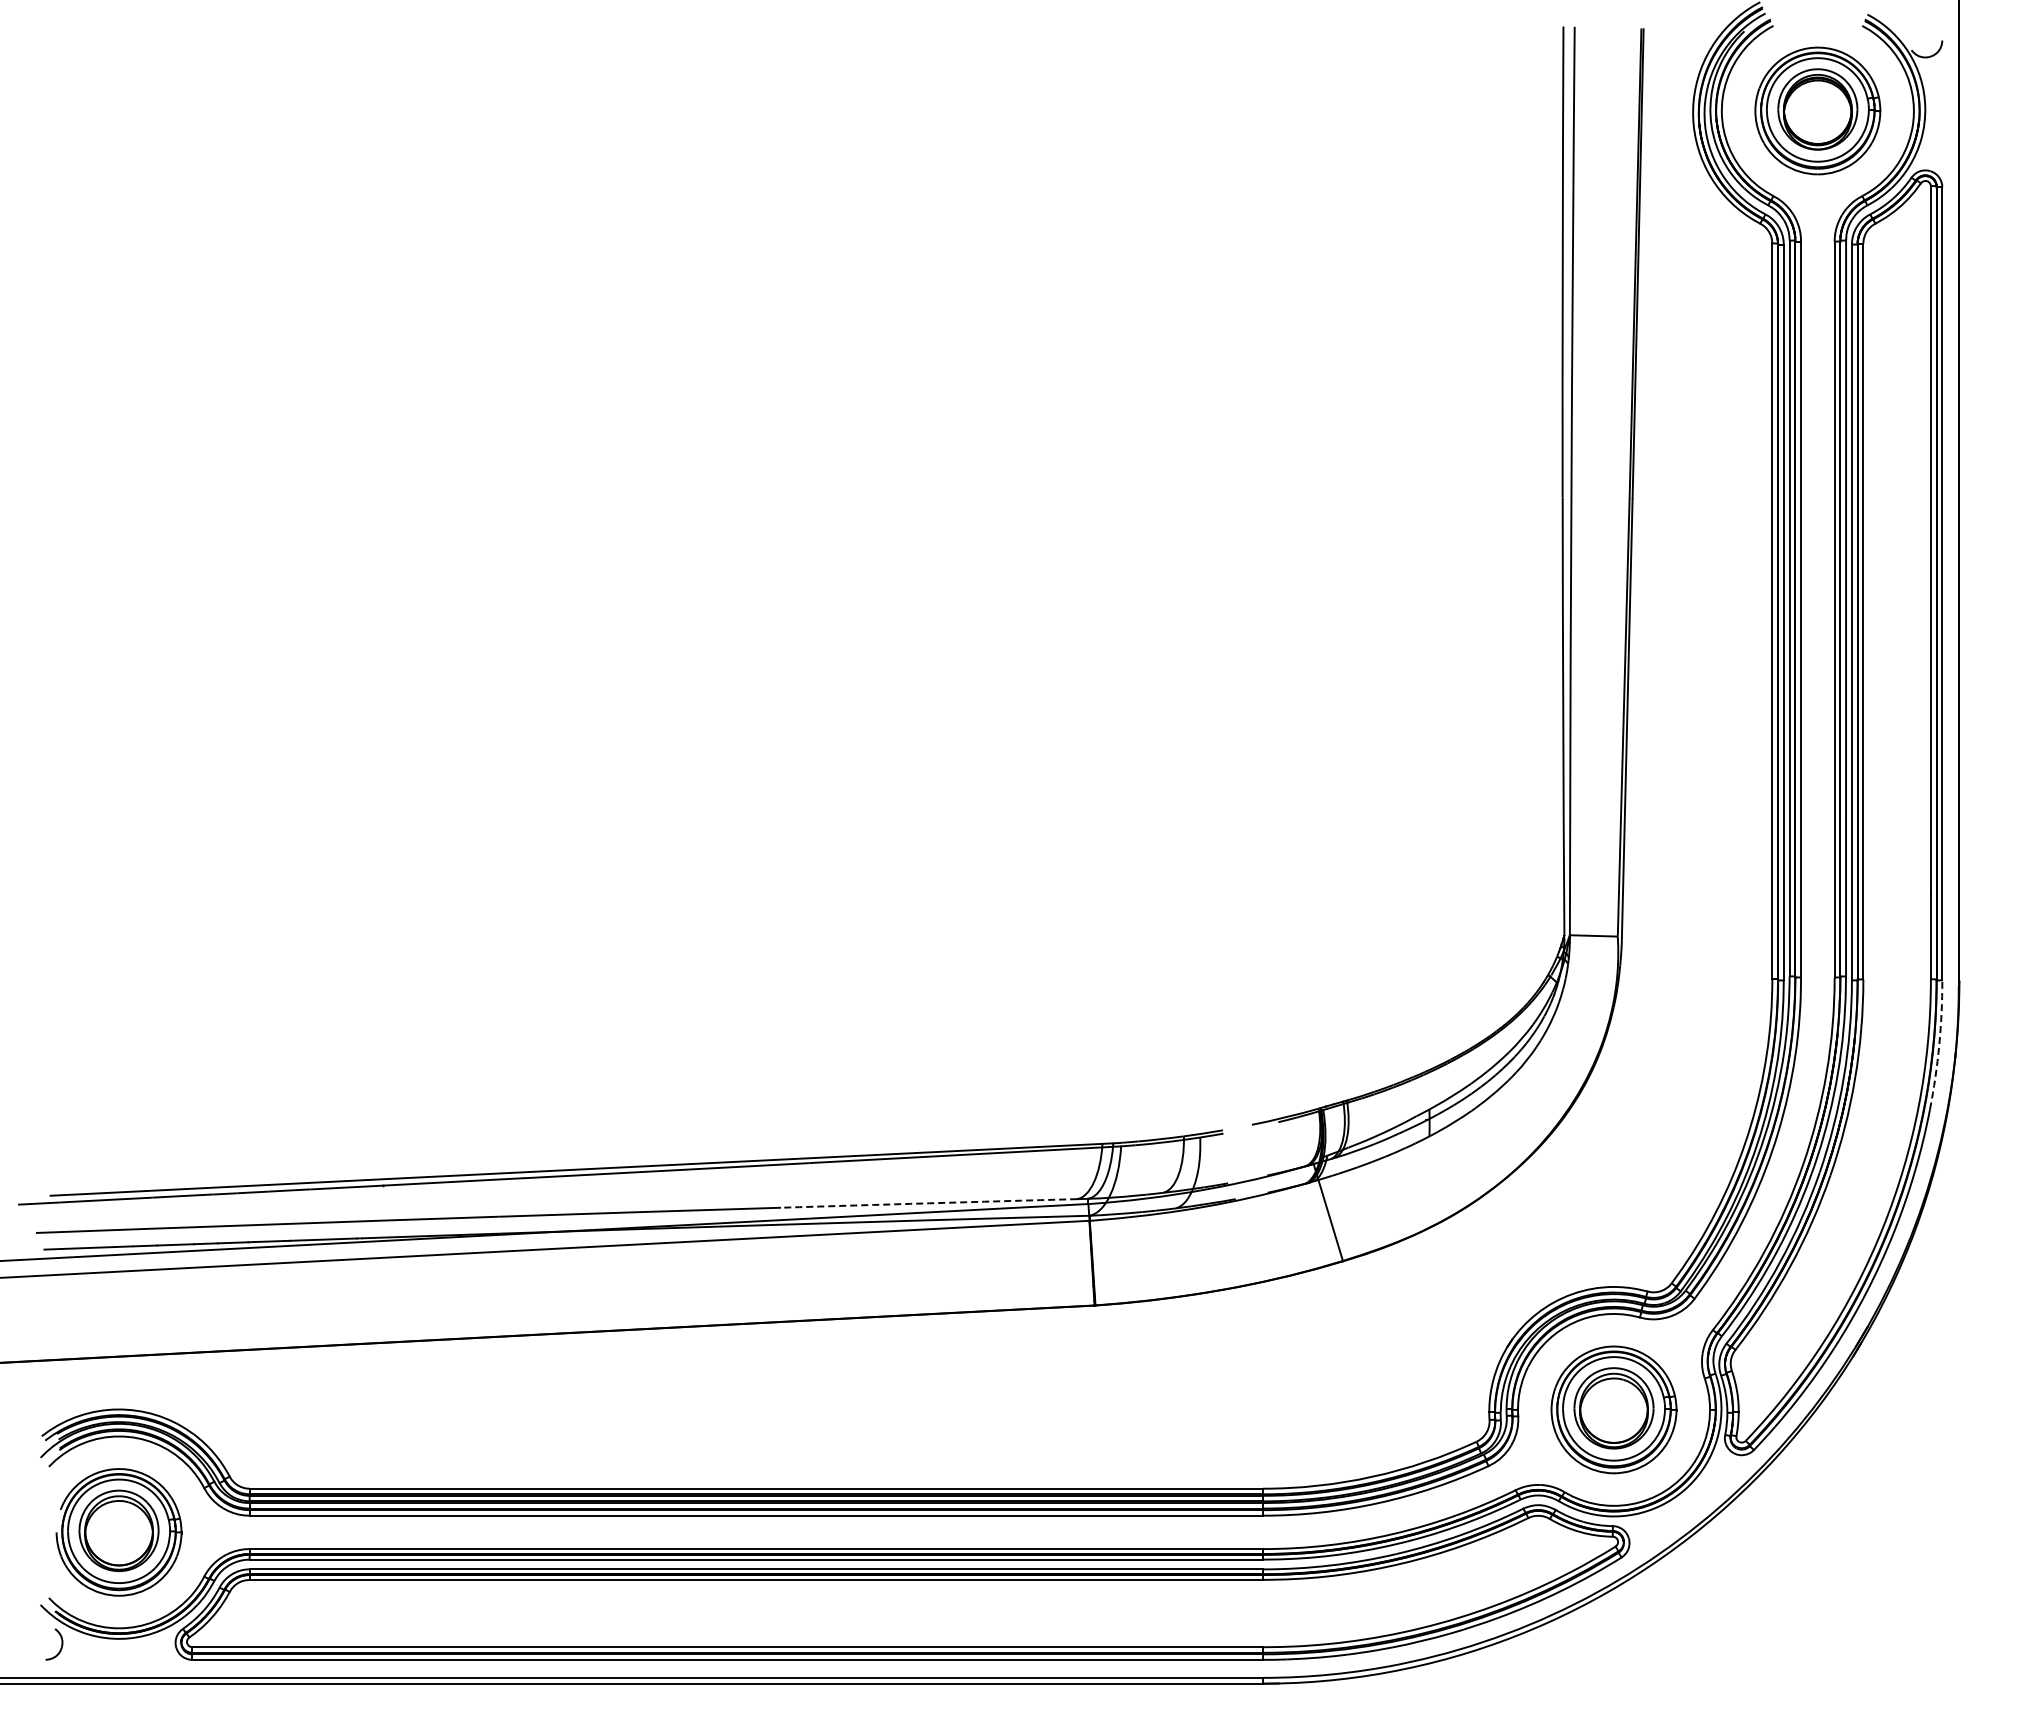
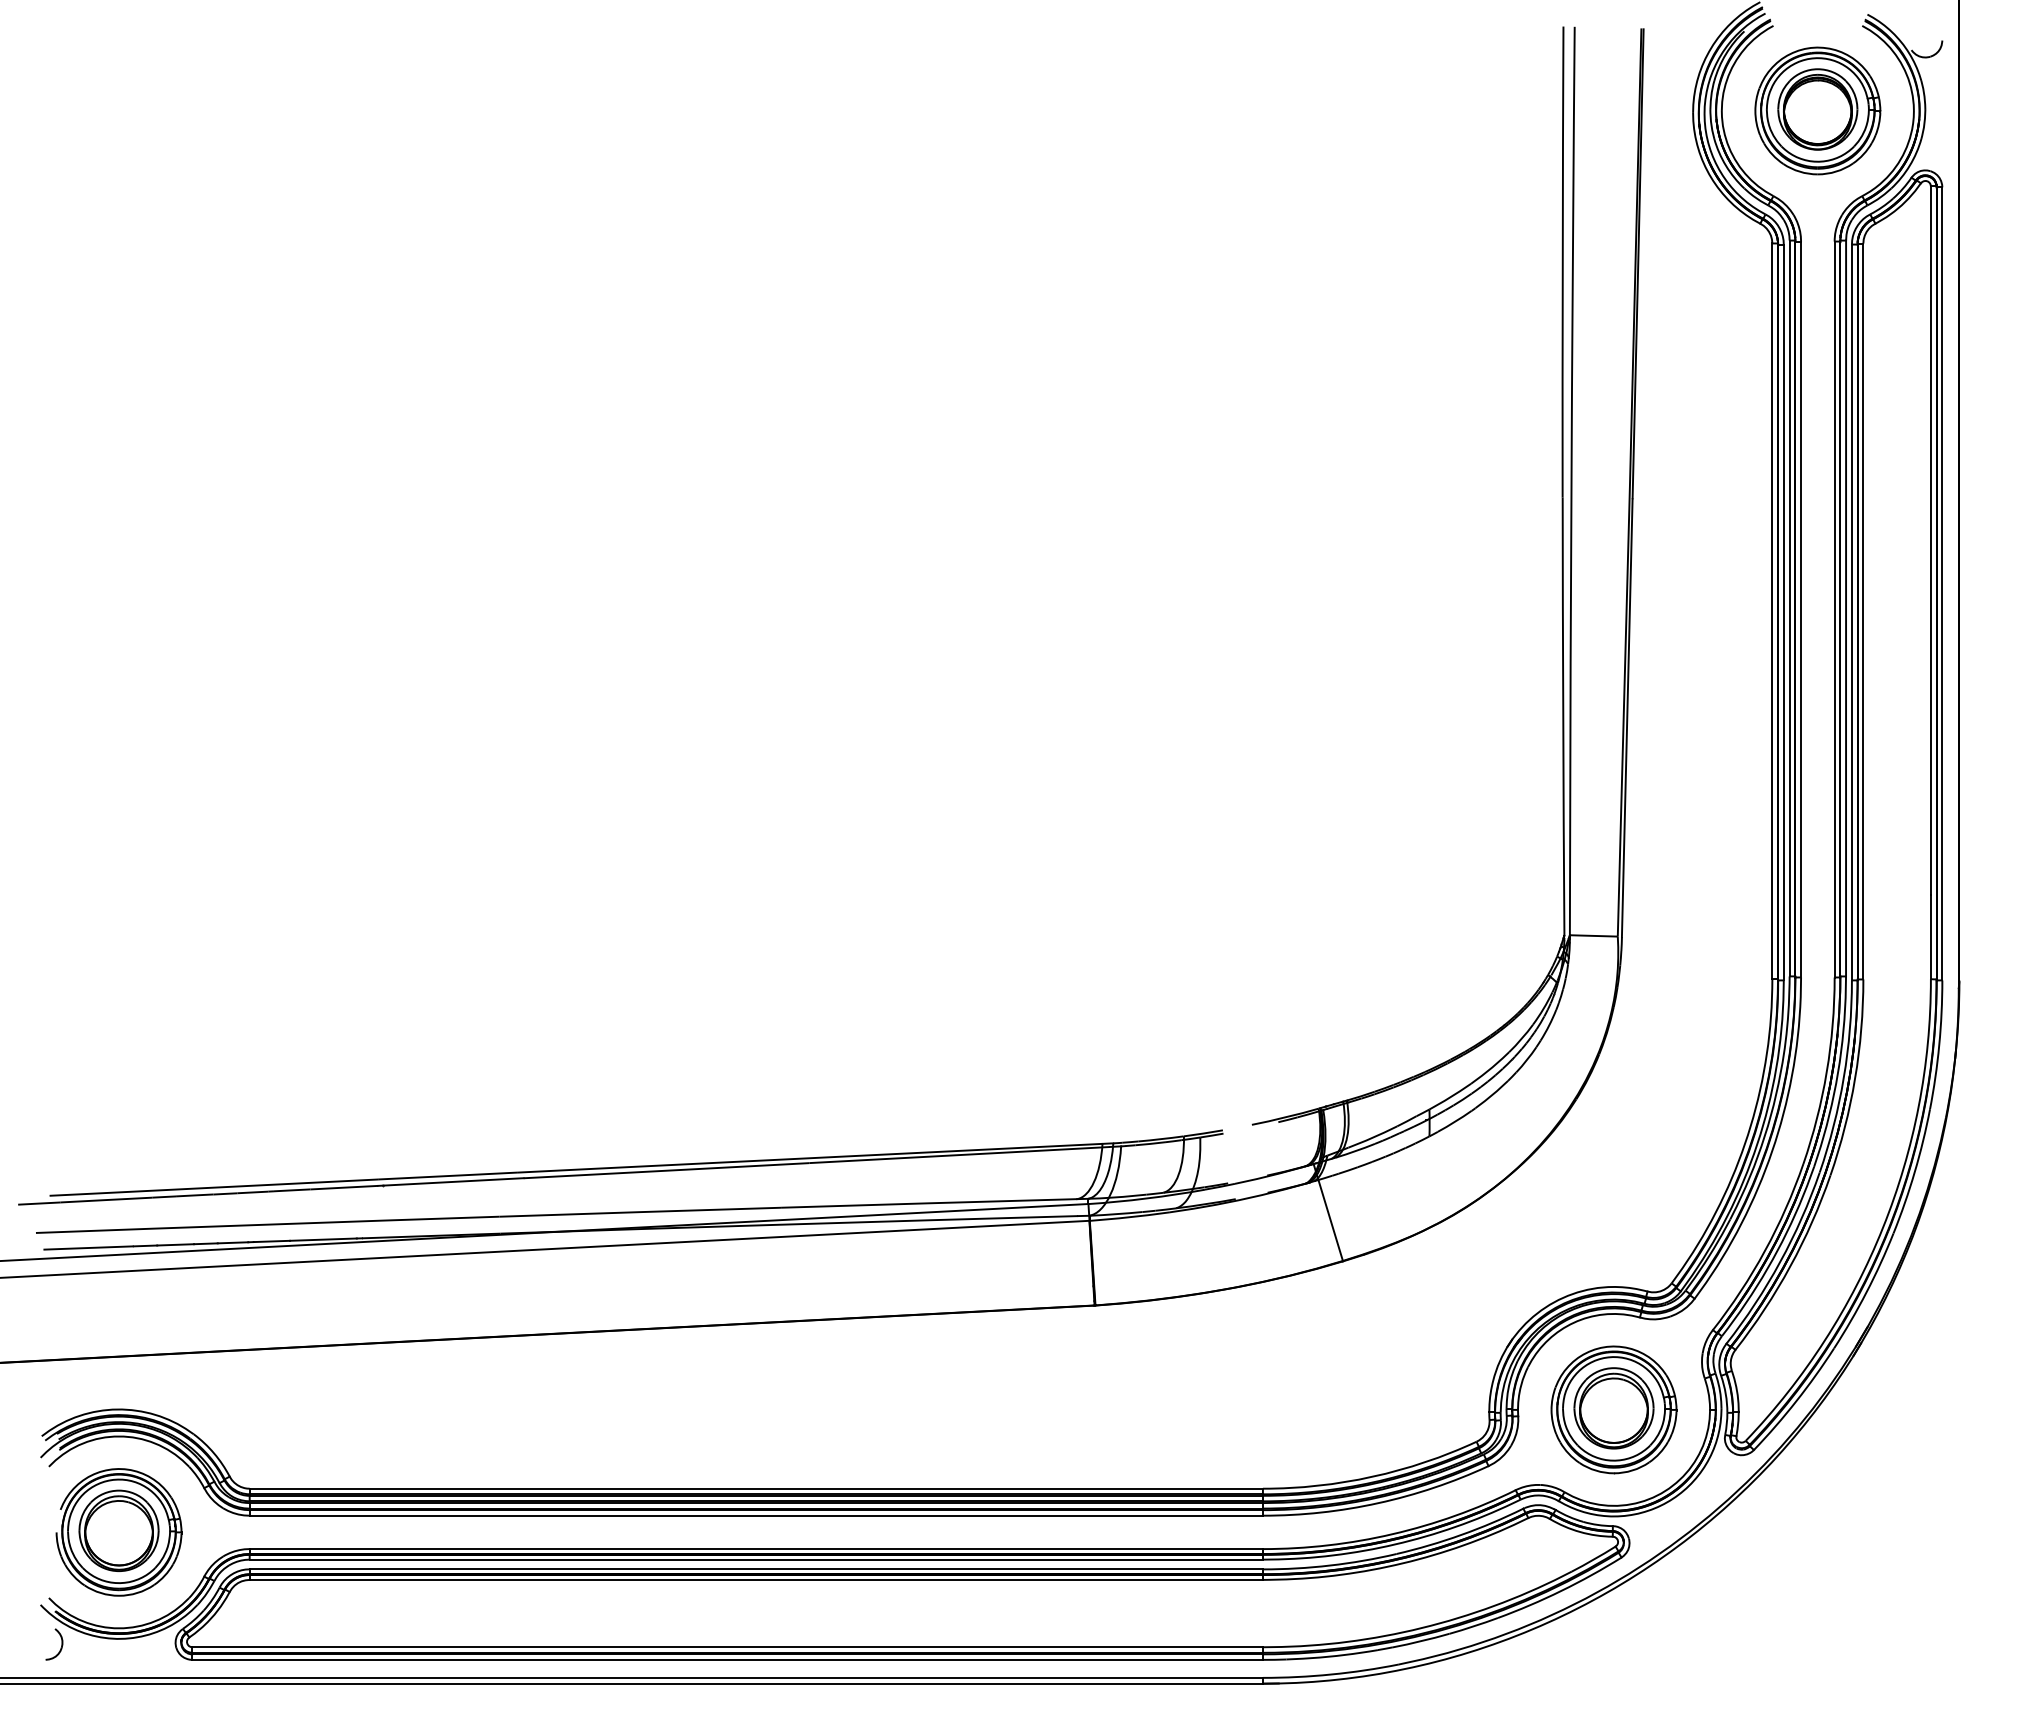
arc: dashed -> solid (1939, 1045)
arc: dashed -> solid (929, 1203)
